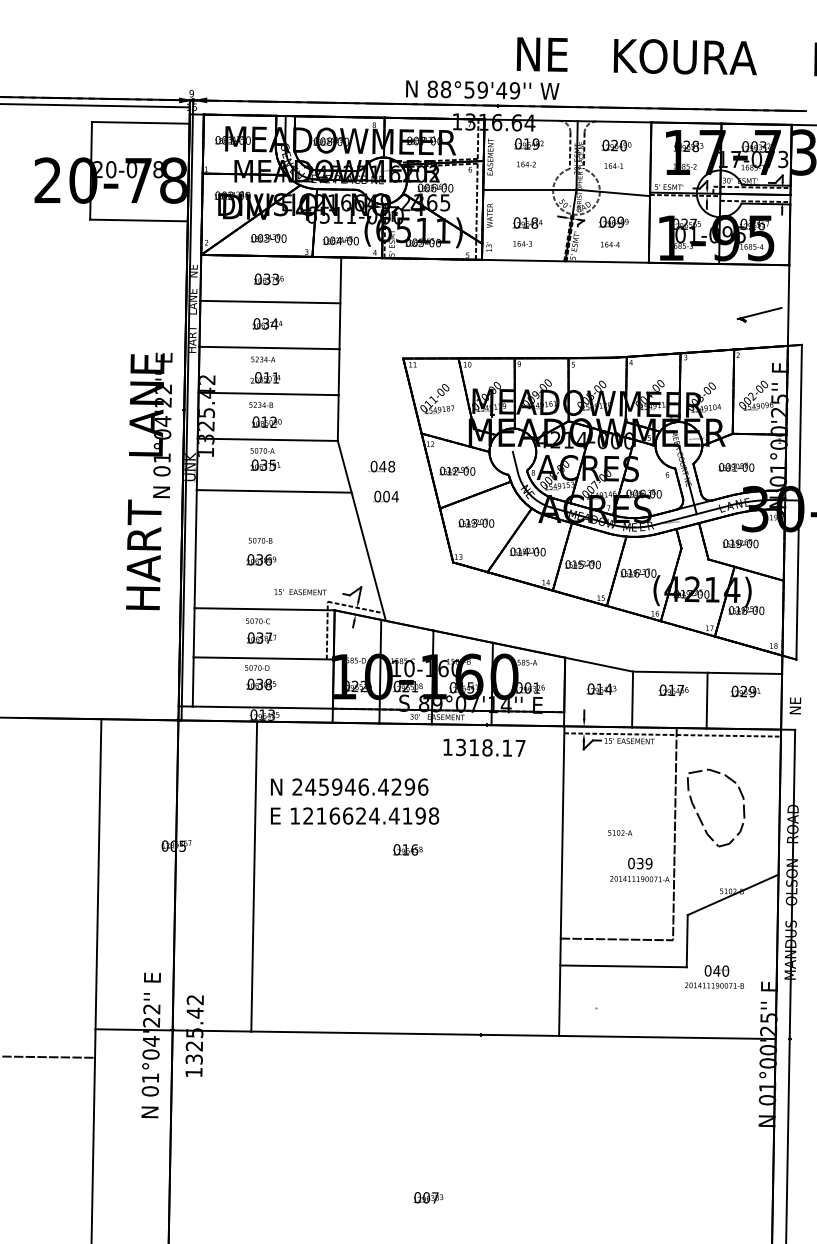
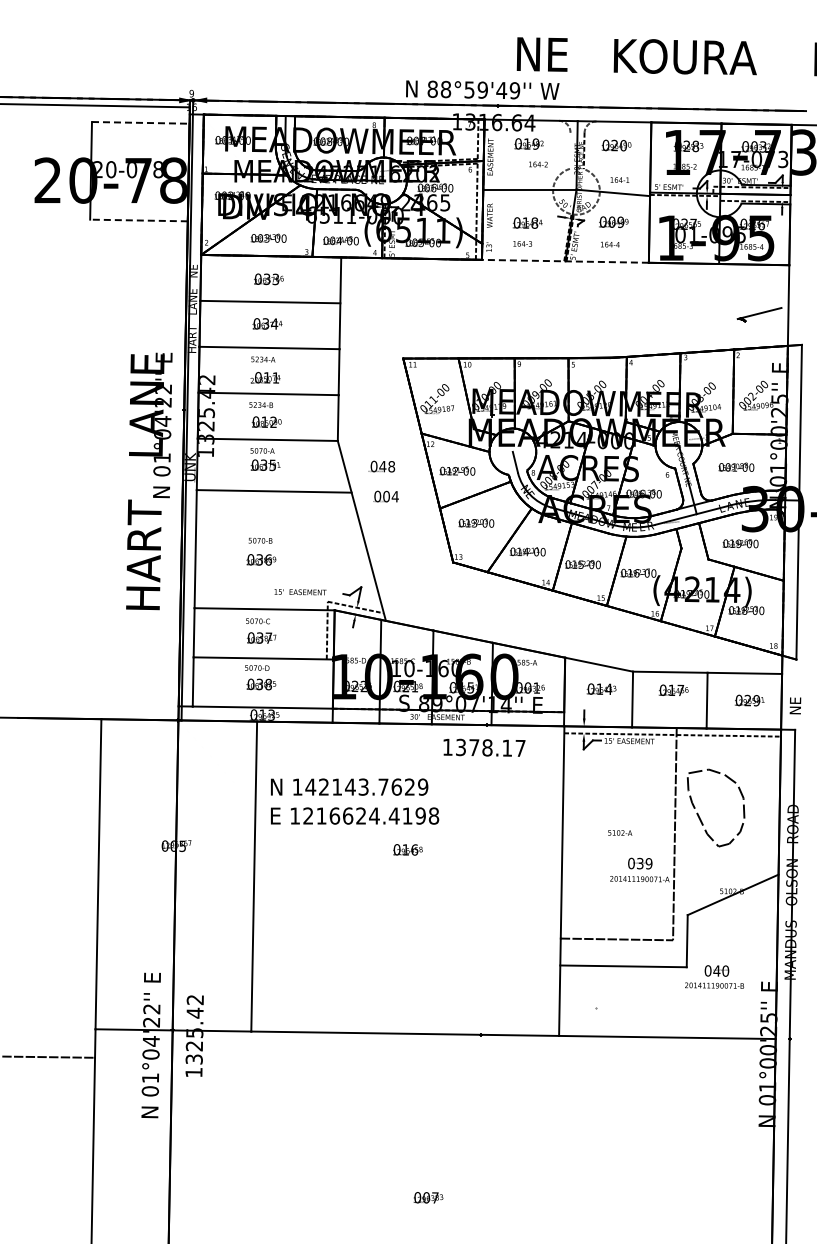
line: solid -> dashed (140, 122)
line: present -> none (569, 150)
text position: (526, 164) -> (538, 164) (538, 164)
text position: (613, 165) -> (619, 179) (619, 179)
line: solid -> dashed (139, 220)
line: solid -> dashed (564, 261)
text position: (745, 691) -> (749, 700) (749, 700)
text: 1318.17 -> 1378.17 (474, 747)
text: 245946.4296 -> 142143.7629 (360, 786)
